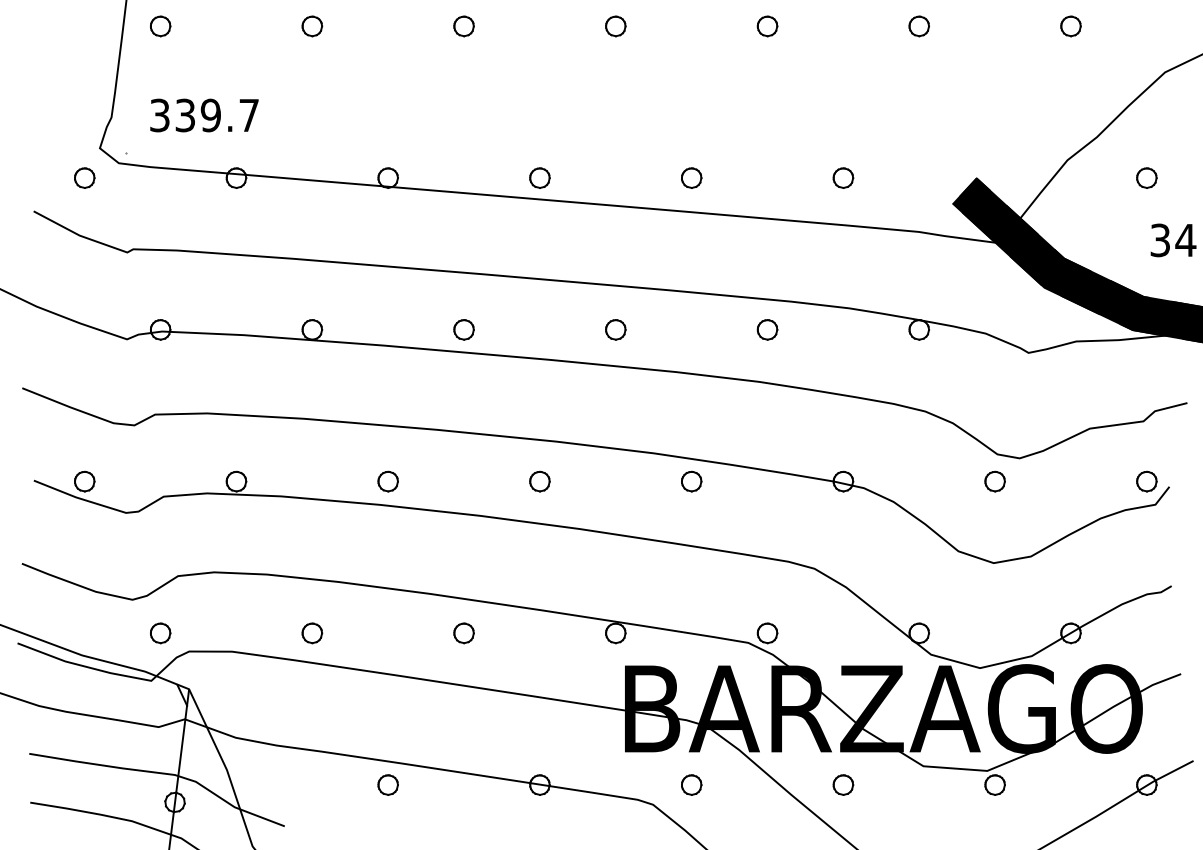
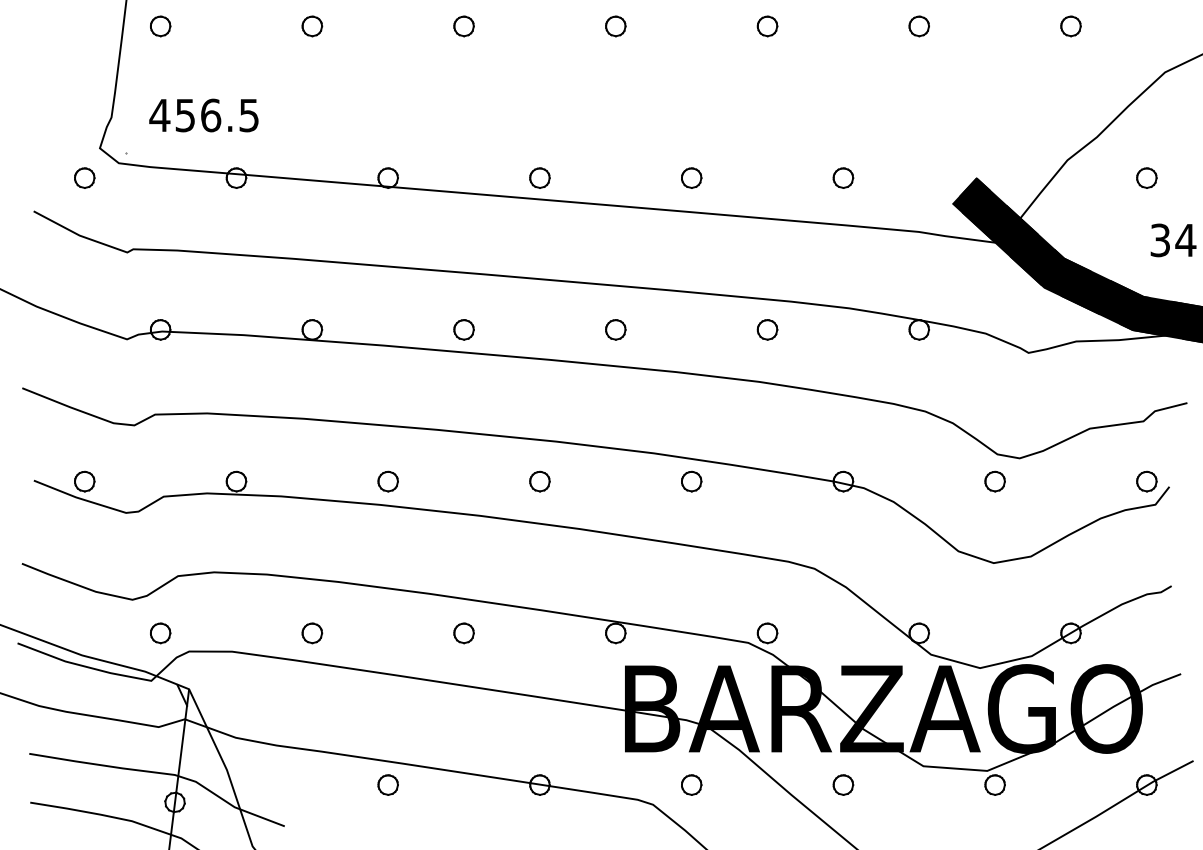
text: 339.7 -> 456.5 (203, 115)
